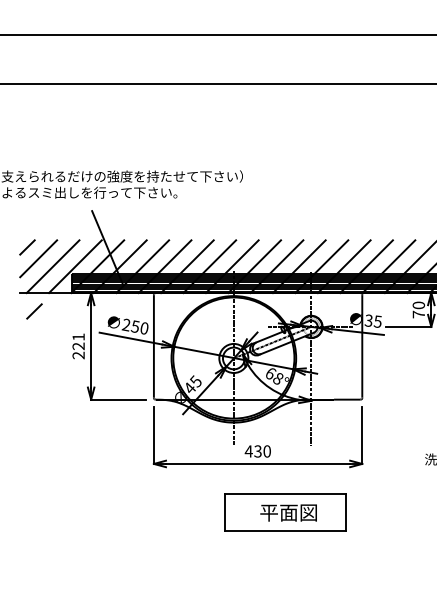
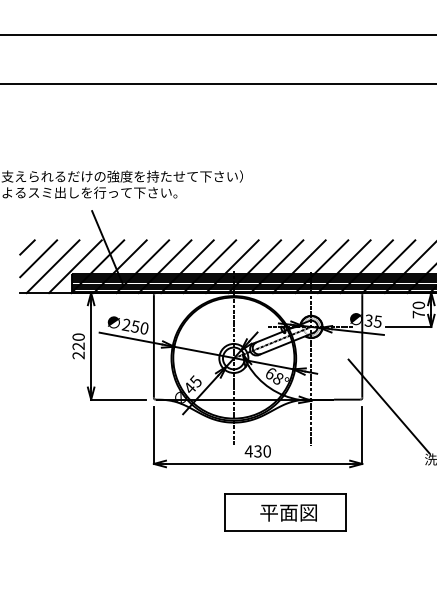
line: present -> none (34, 311)
text: 221 -> 220 (78, 336)
line: none -> present (388, 406)
